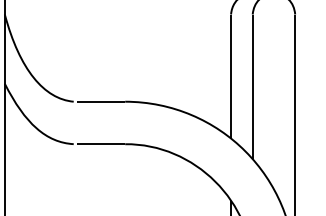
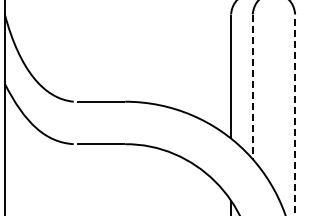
line: solid -> dashed (252, 87)
line: solid -> dashed (295, 114)
